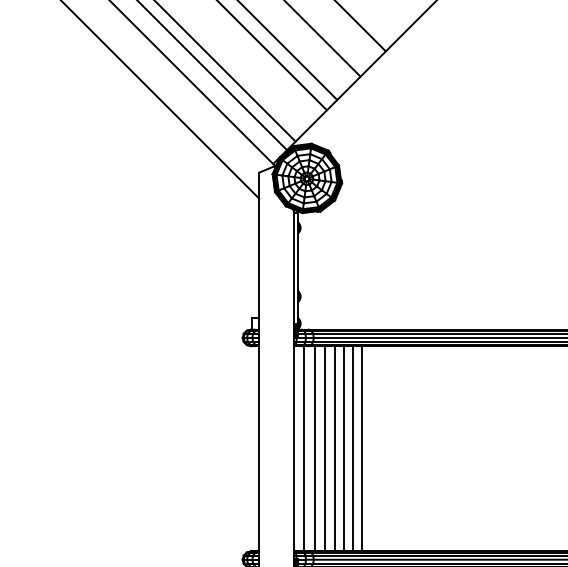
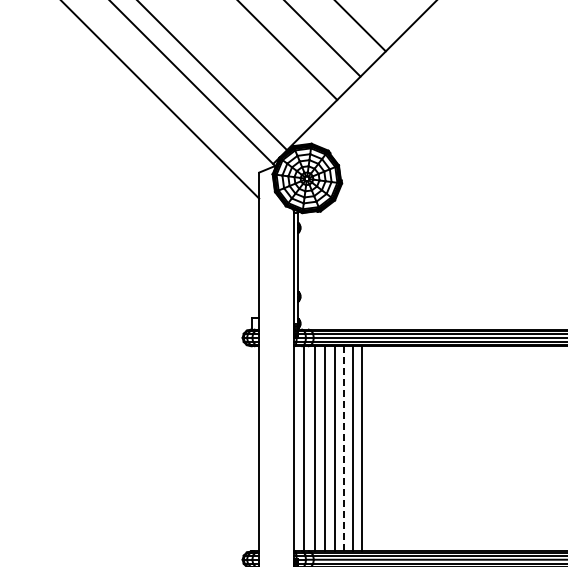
line: present -> none (272, 56)
line: present -> none (225, 71)
line: solid -> dashed (344, 448)
